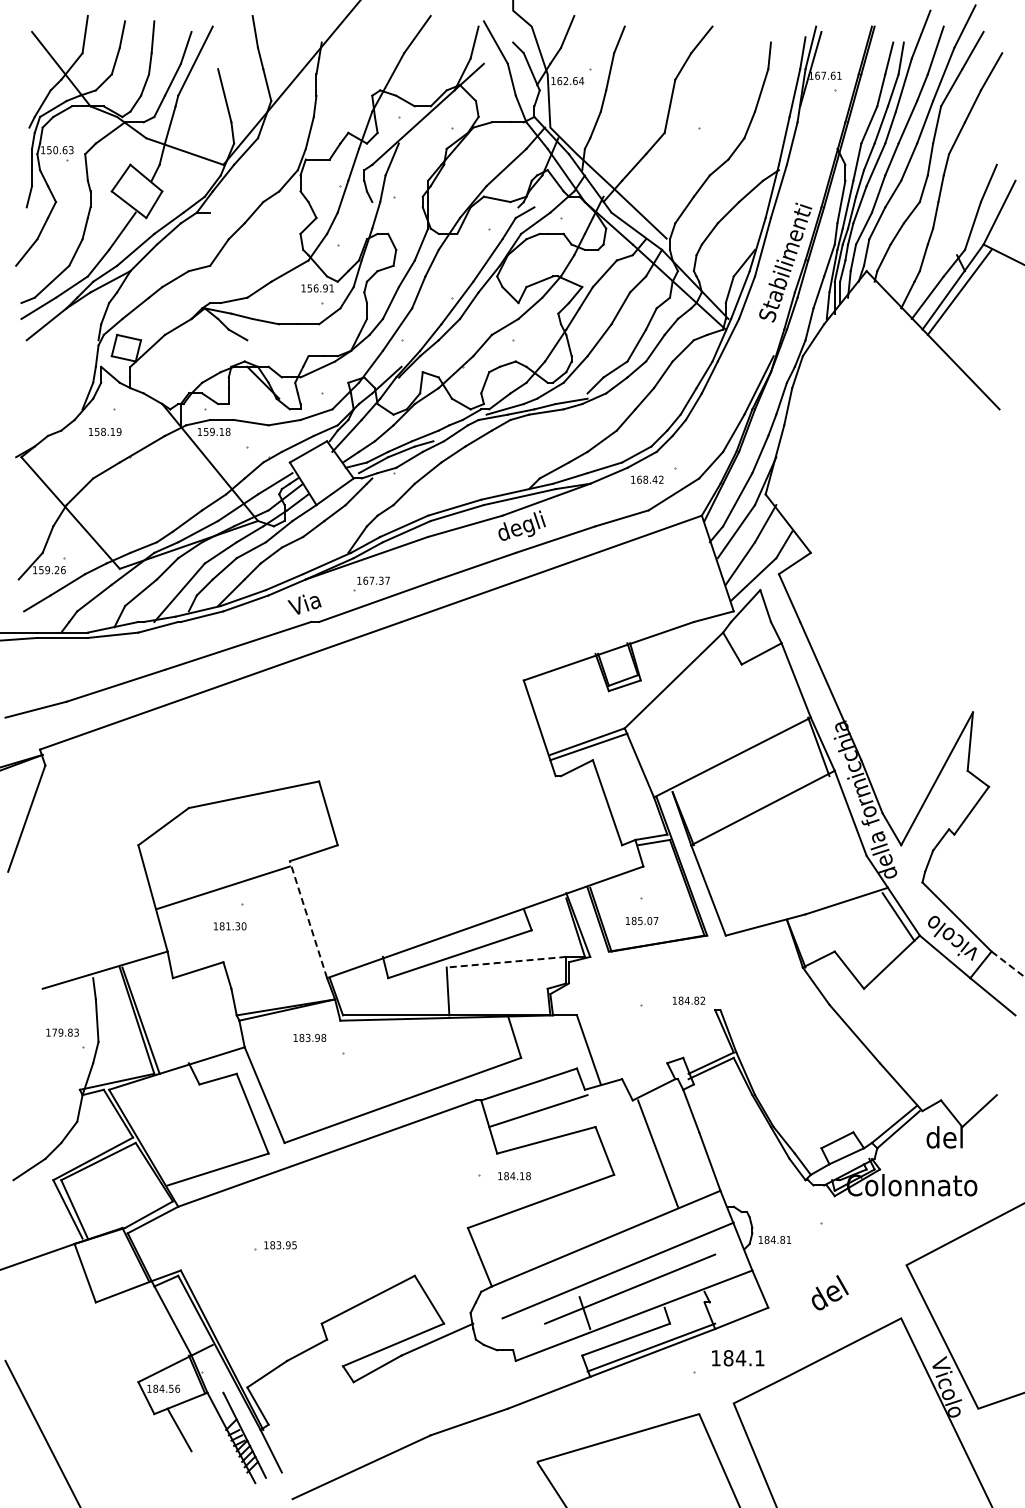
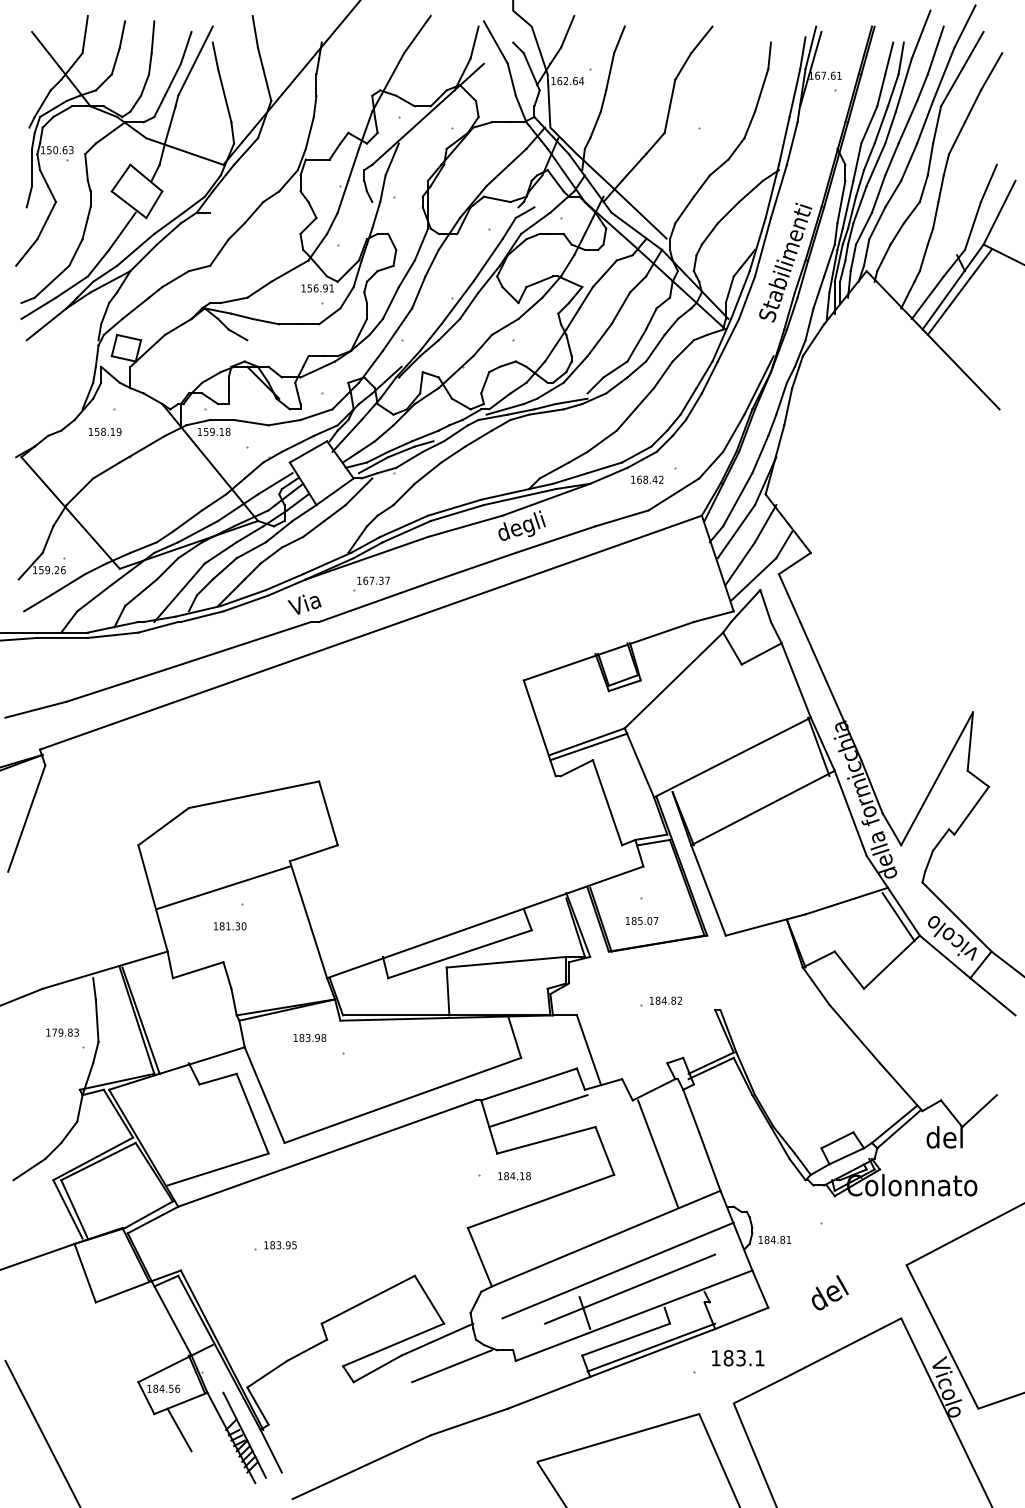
line: none -> present (215, 55)
line: dashed -> solid (308, 919)
line: dashed -> solid (506, 962)
line: dashed -> solid (1008, 964)
line: none -> present (22, 996)
text position: (688, 1000) -> (665, 1000) (665, 1000)
text: 184.1 -> 183.1 (740, 1358)
line: none -> present (451, 1366)
